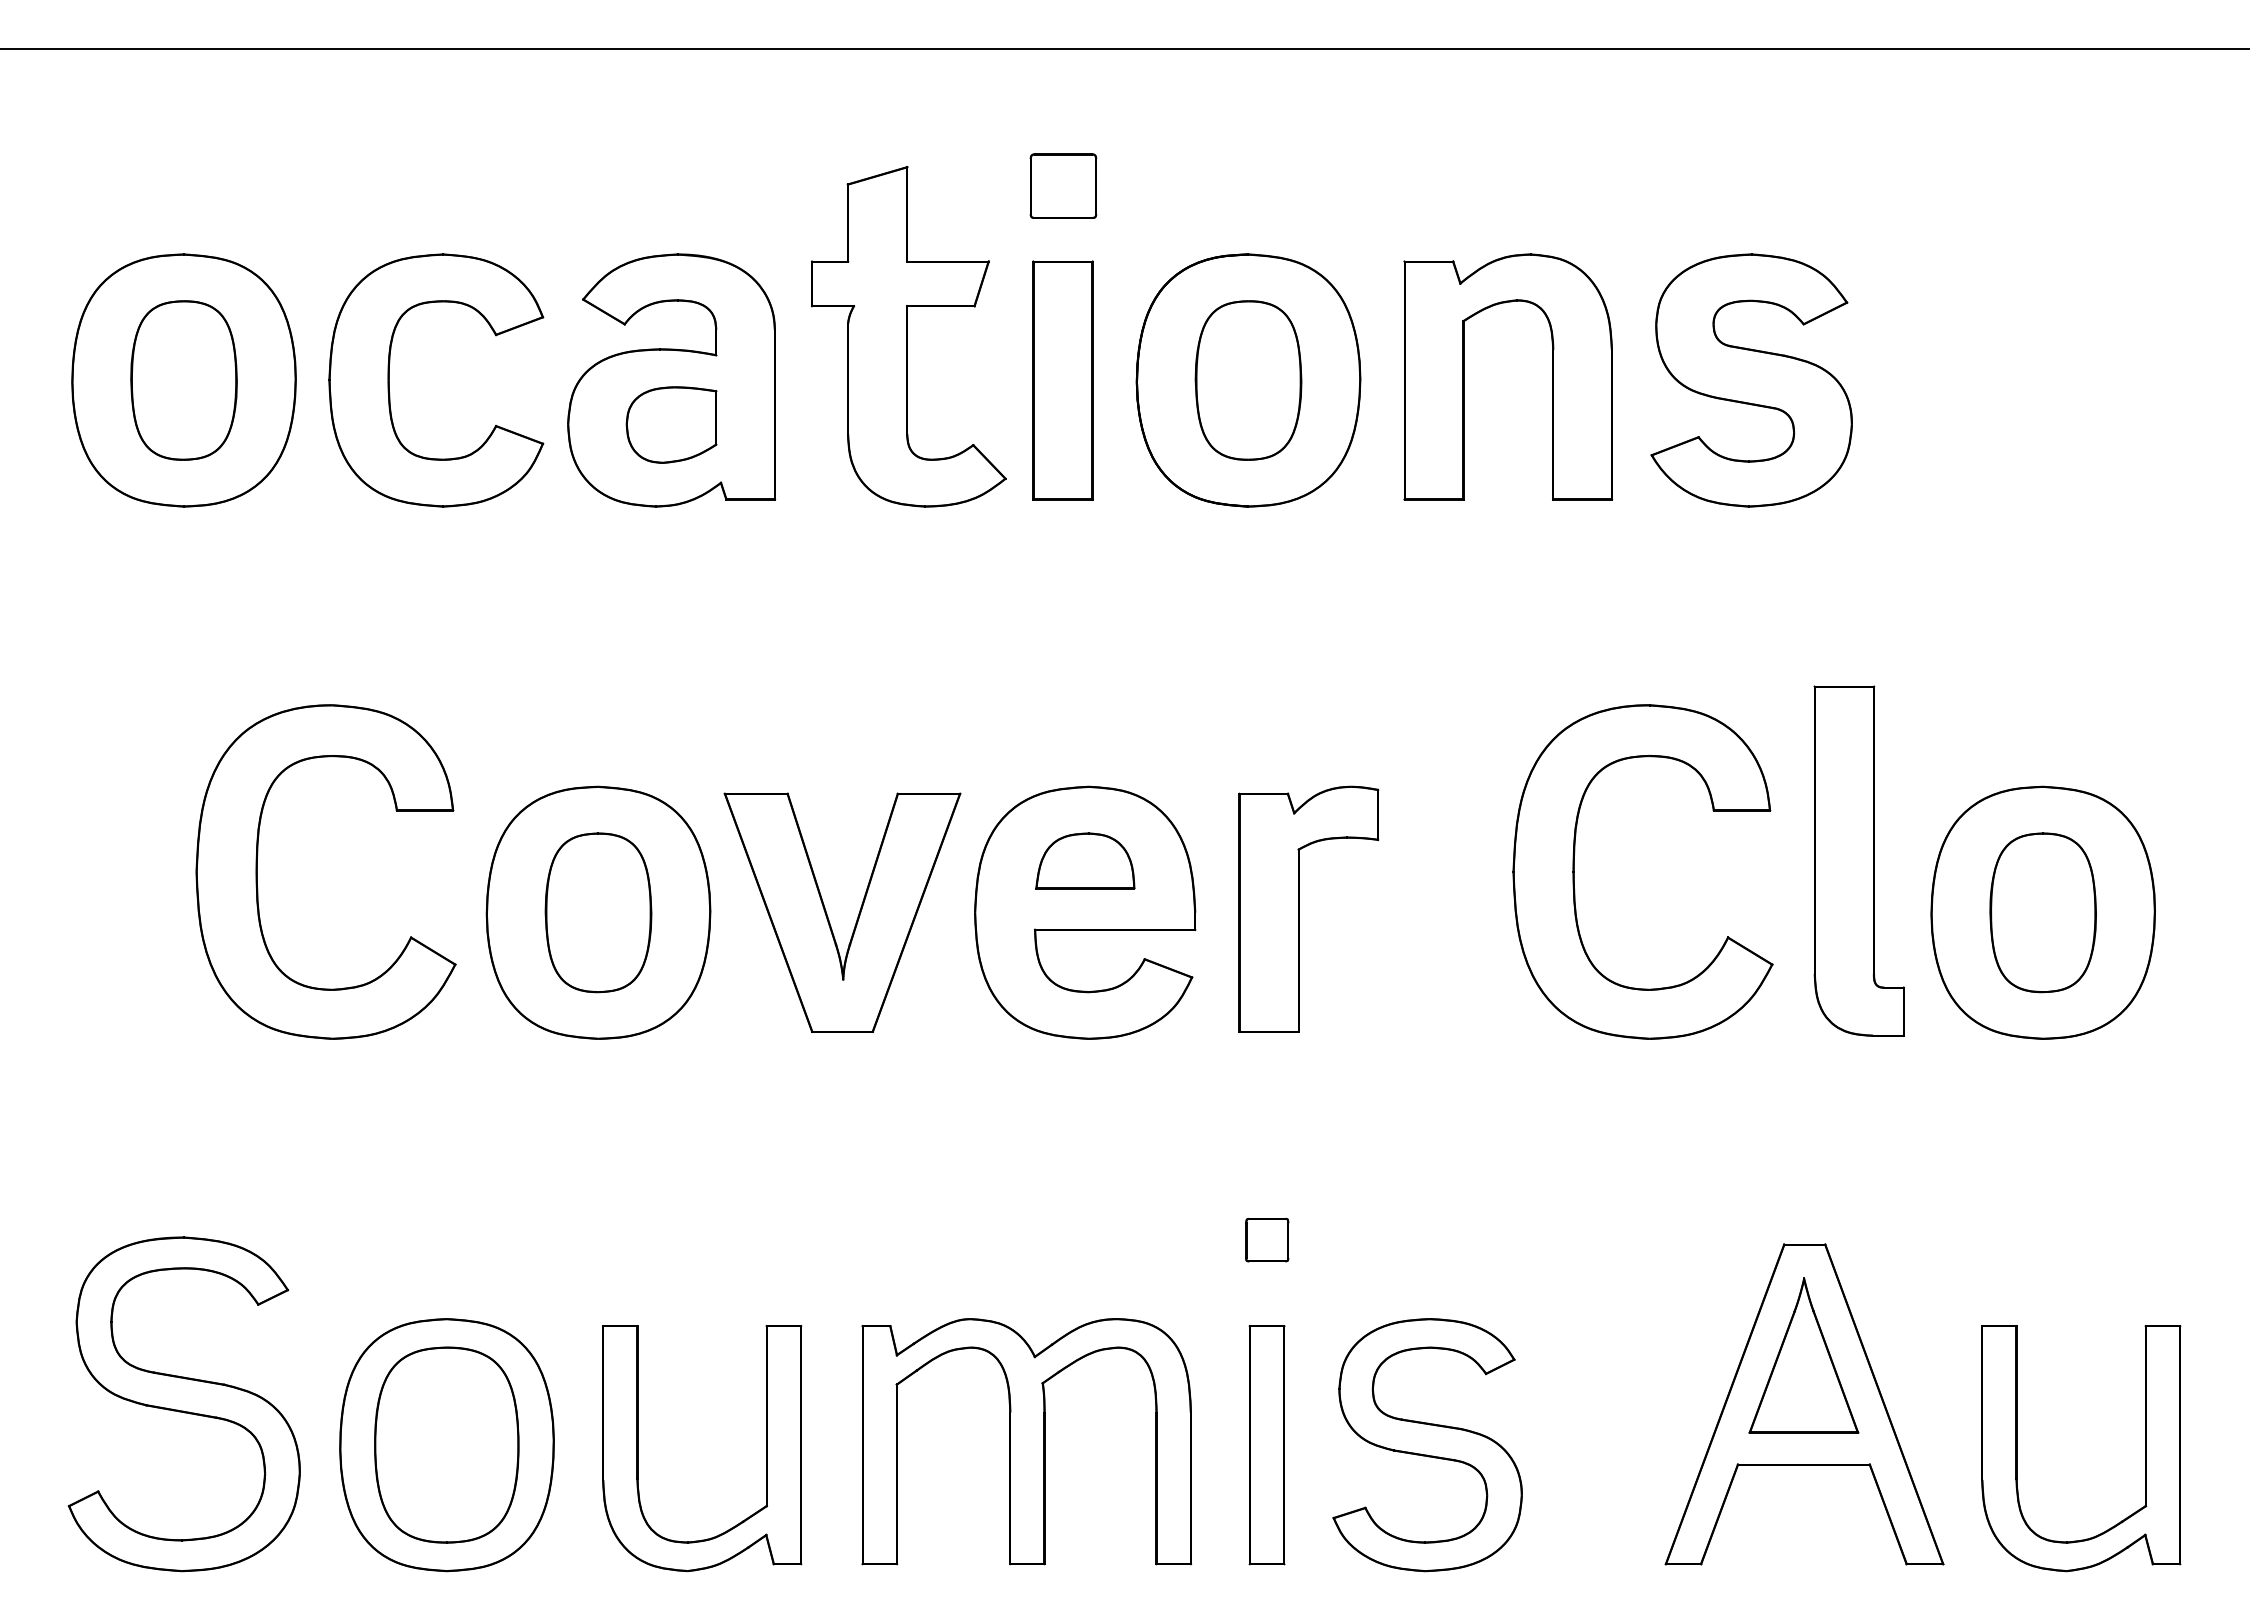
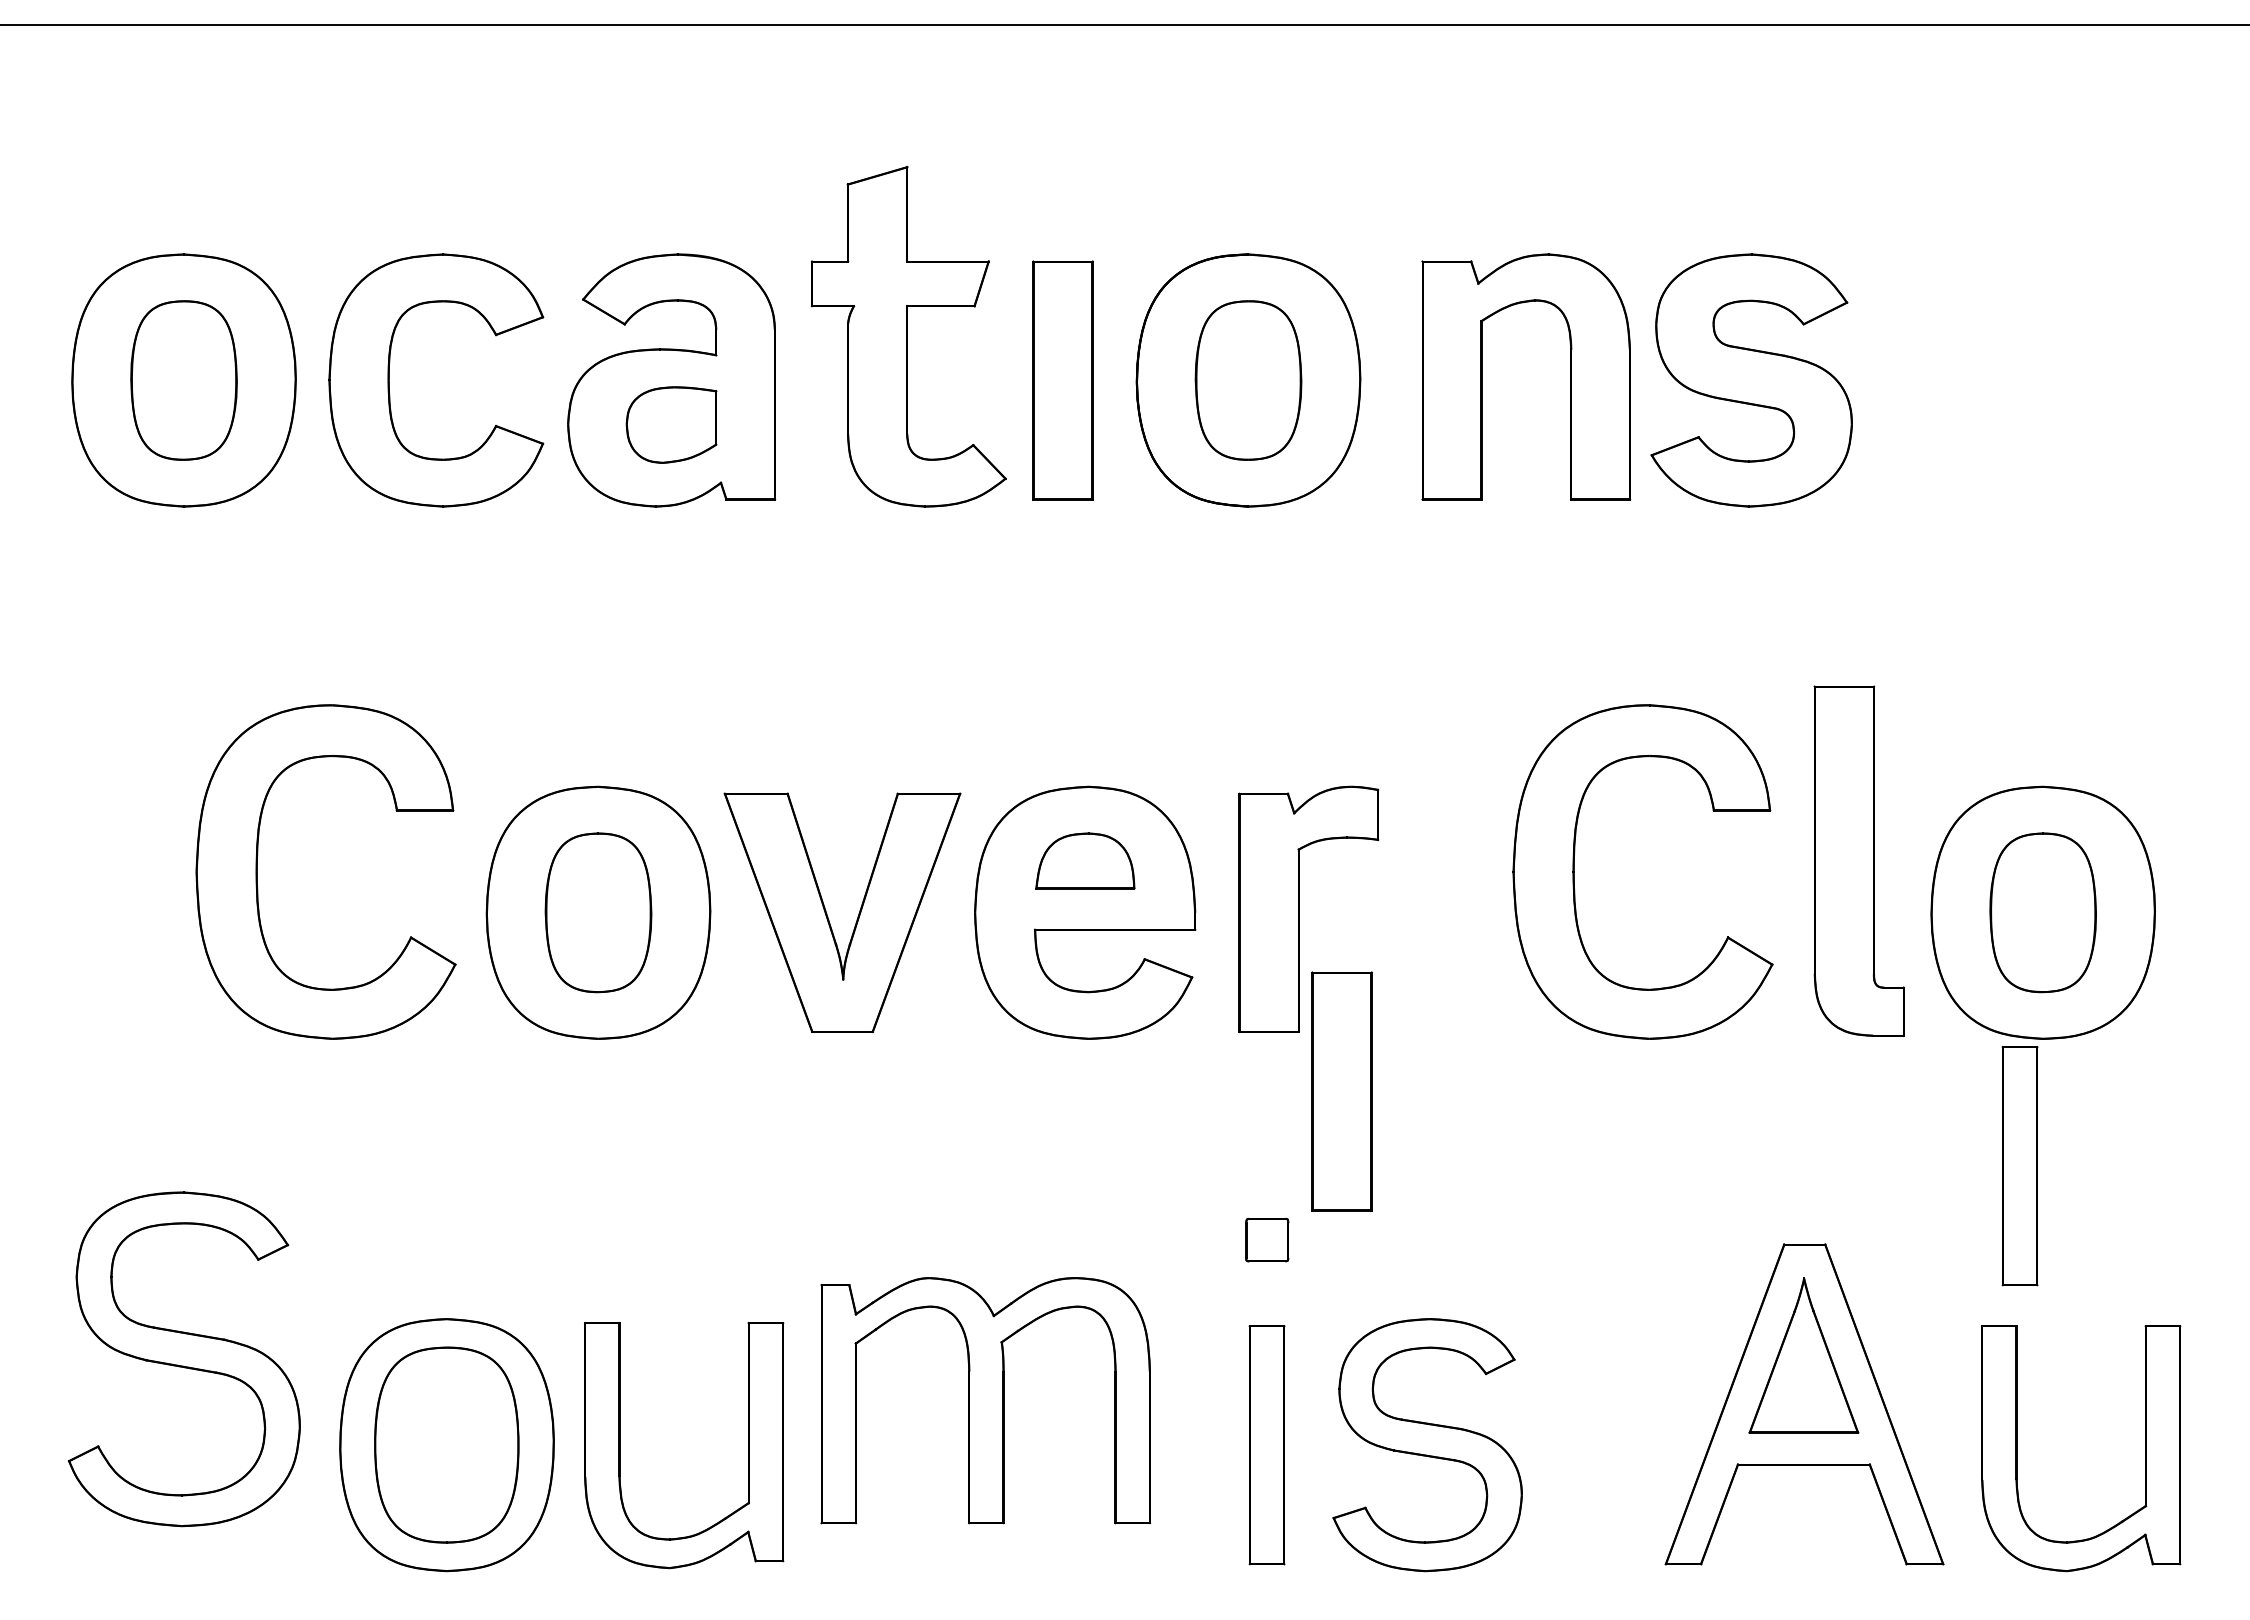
line position: (1124, 48) -> (1124, 24) (1124, 24)
part: present -> none (1063, 185)
part position: (1464, 376) -> (1482, 376) (1482, 376)
part: none -> present (1341, 1091)
part: none -> present (2019, 1166)
part position: (184, 1404) -> (184, 1359) (184, 1359)
part position: (1026, 1441) -> (985, 1400) (985, 1400)
part position: (638, 1448) -> (620, 1445) (620, 1445)
